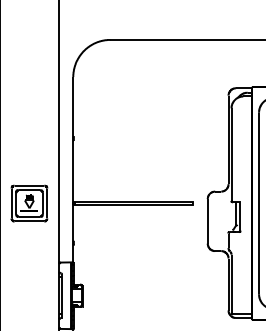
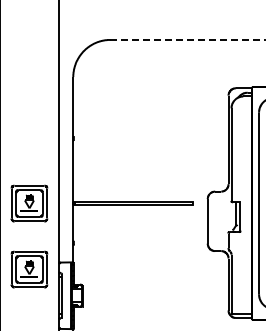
line: solid -> dashed (188, 39)
part: none -> present (29, 269)
